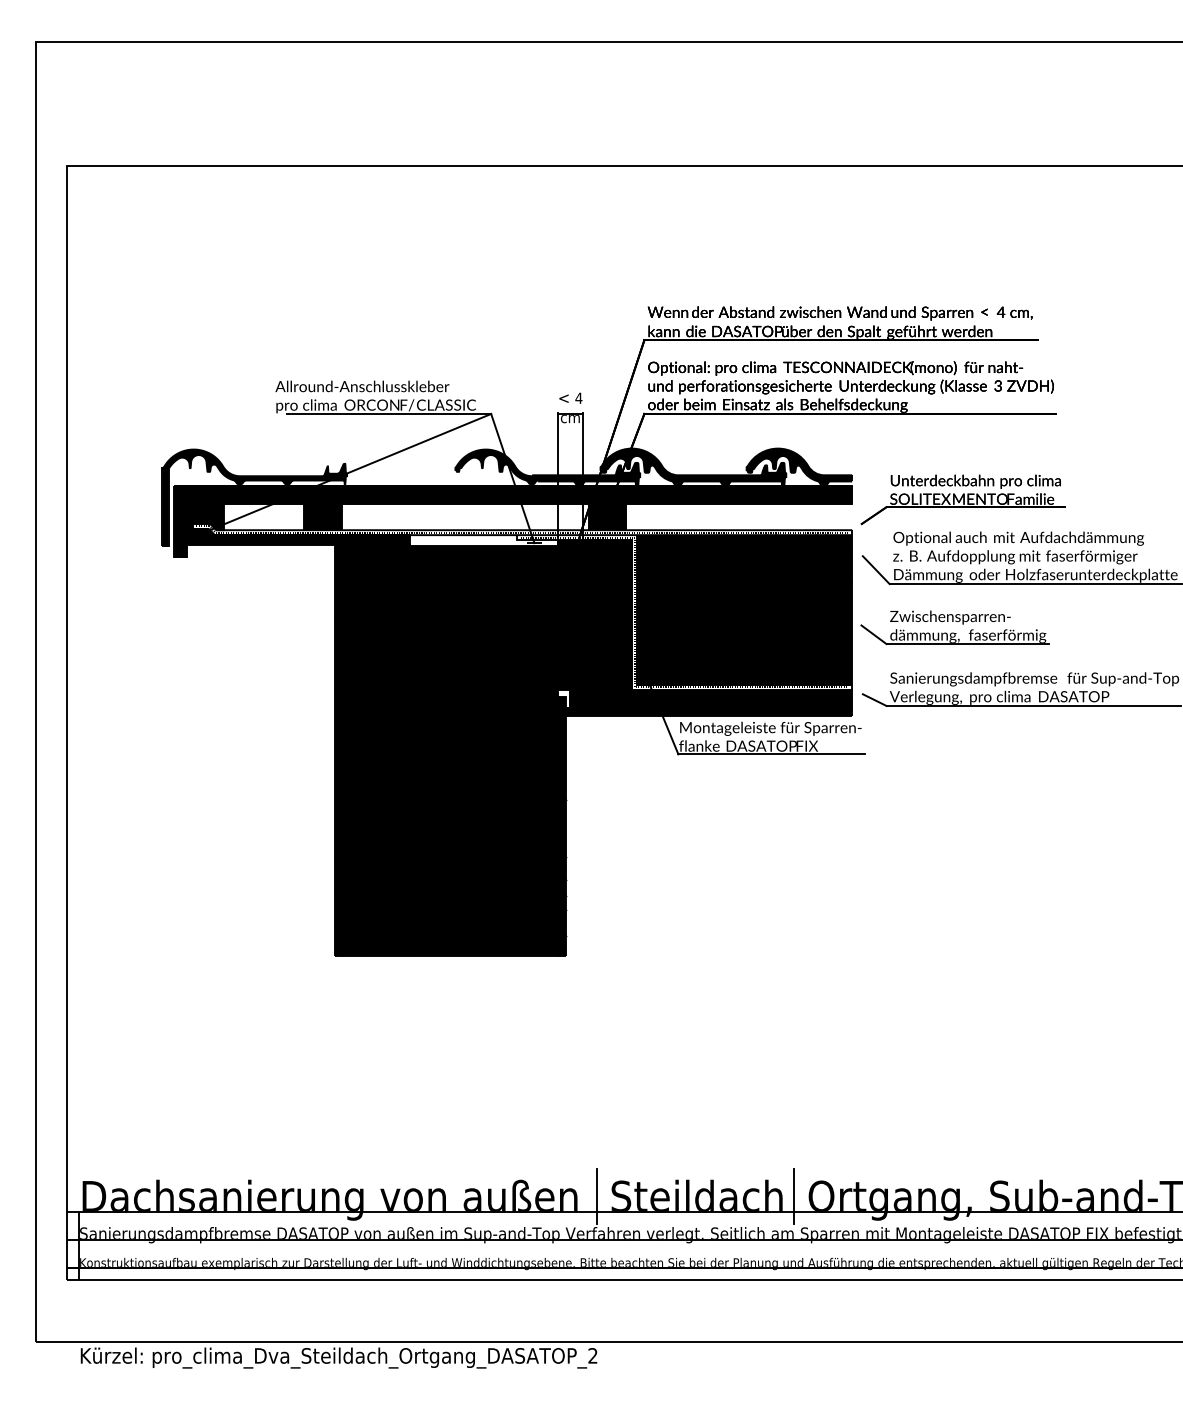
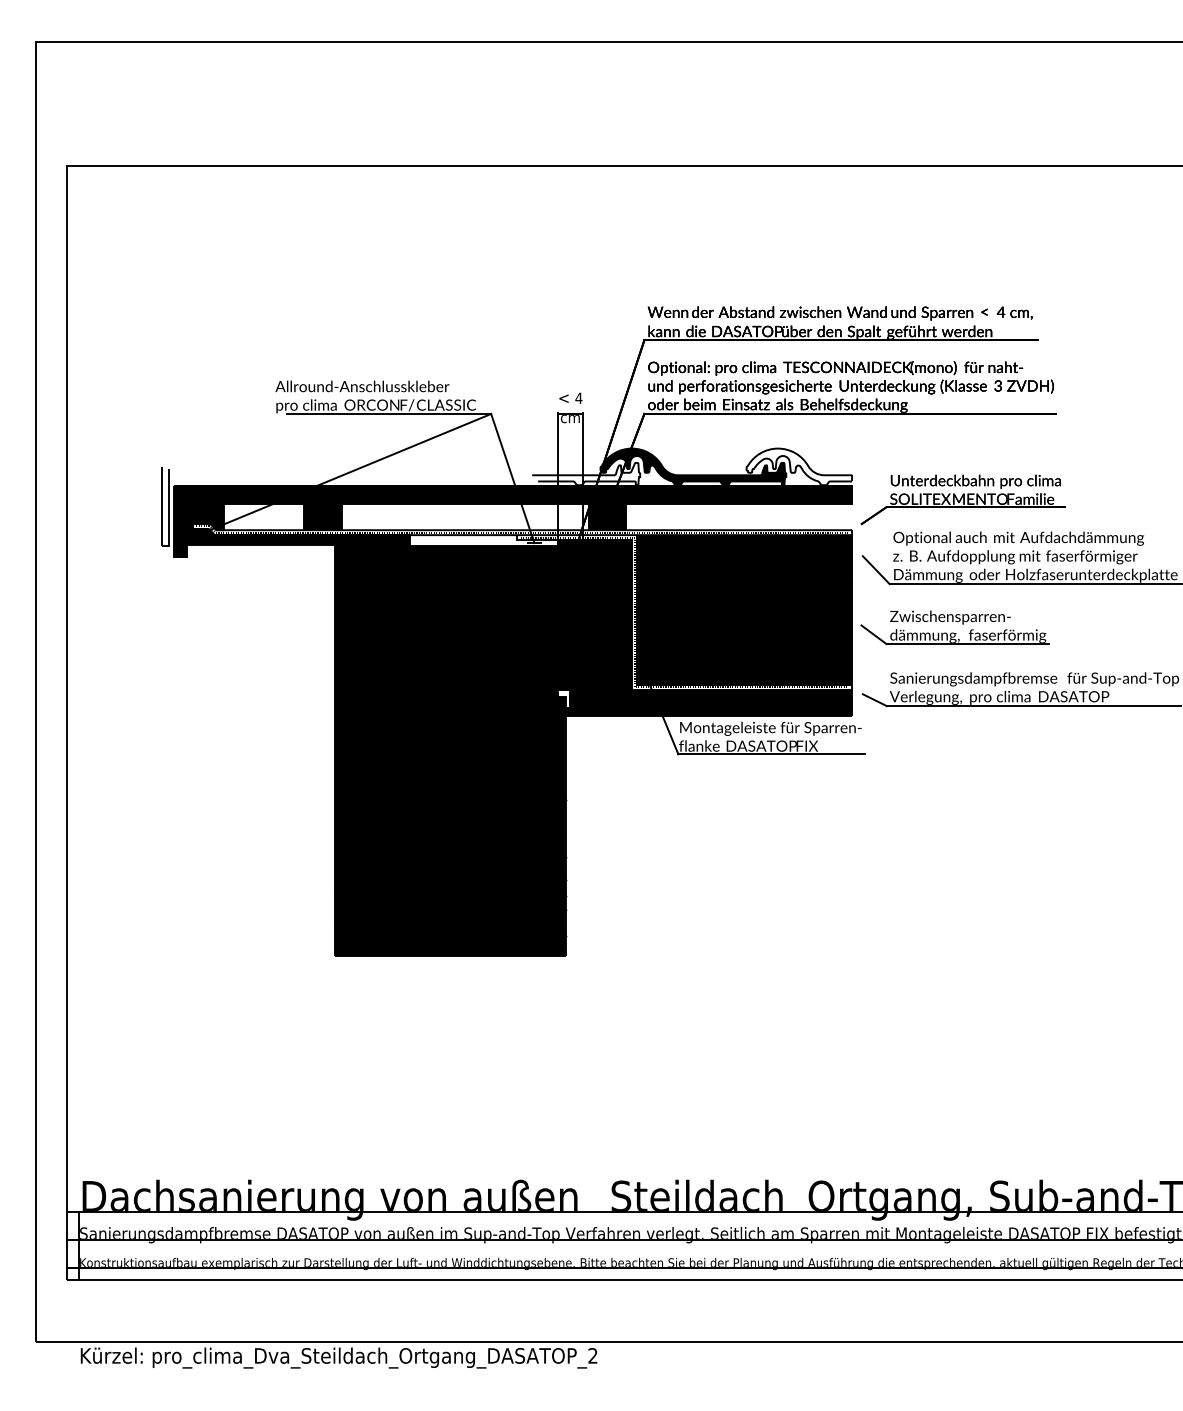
fill: present -> none (547, 466)
fill: present -> none (799, 466)
fill: present -> none (255, 497)
line: present -> none (596, 1196)
line: present -> none (794, 1196)
